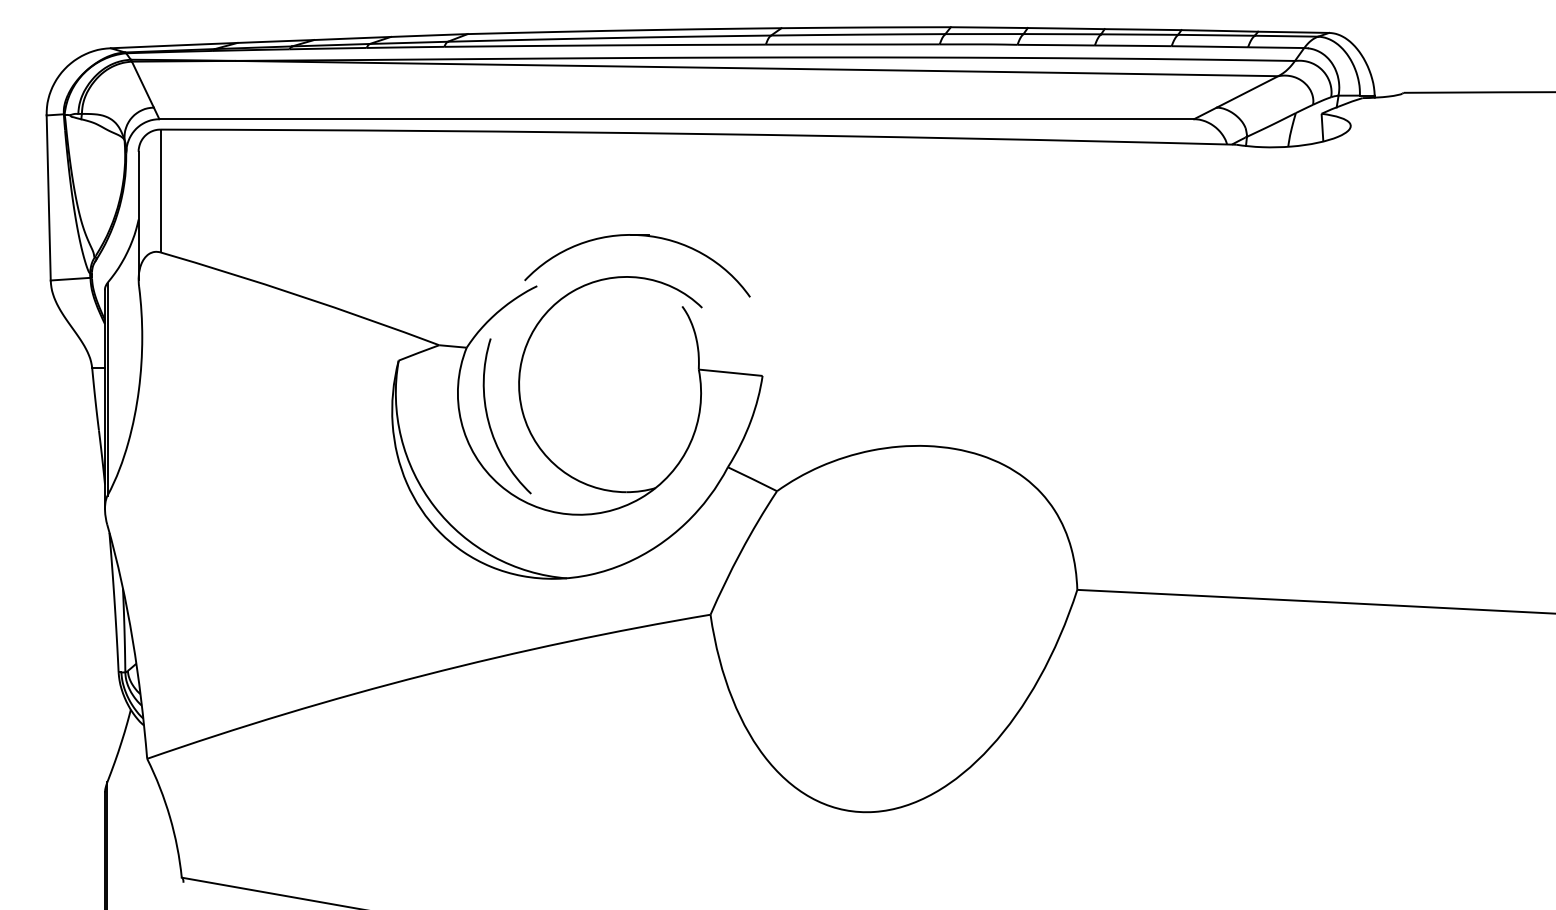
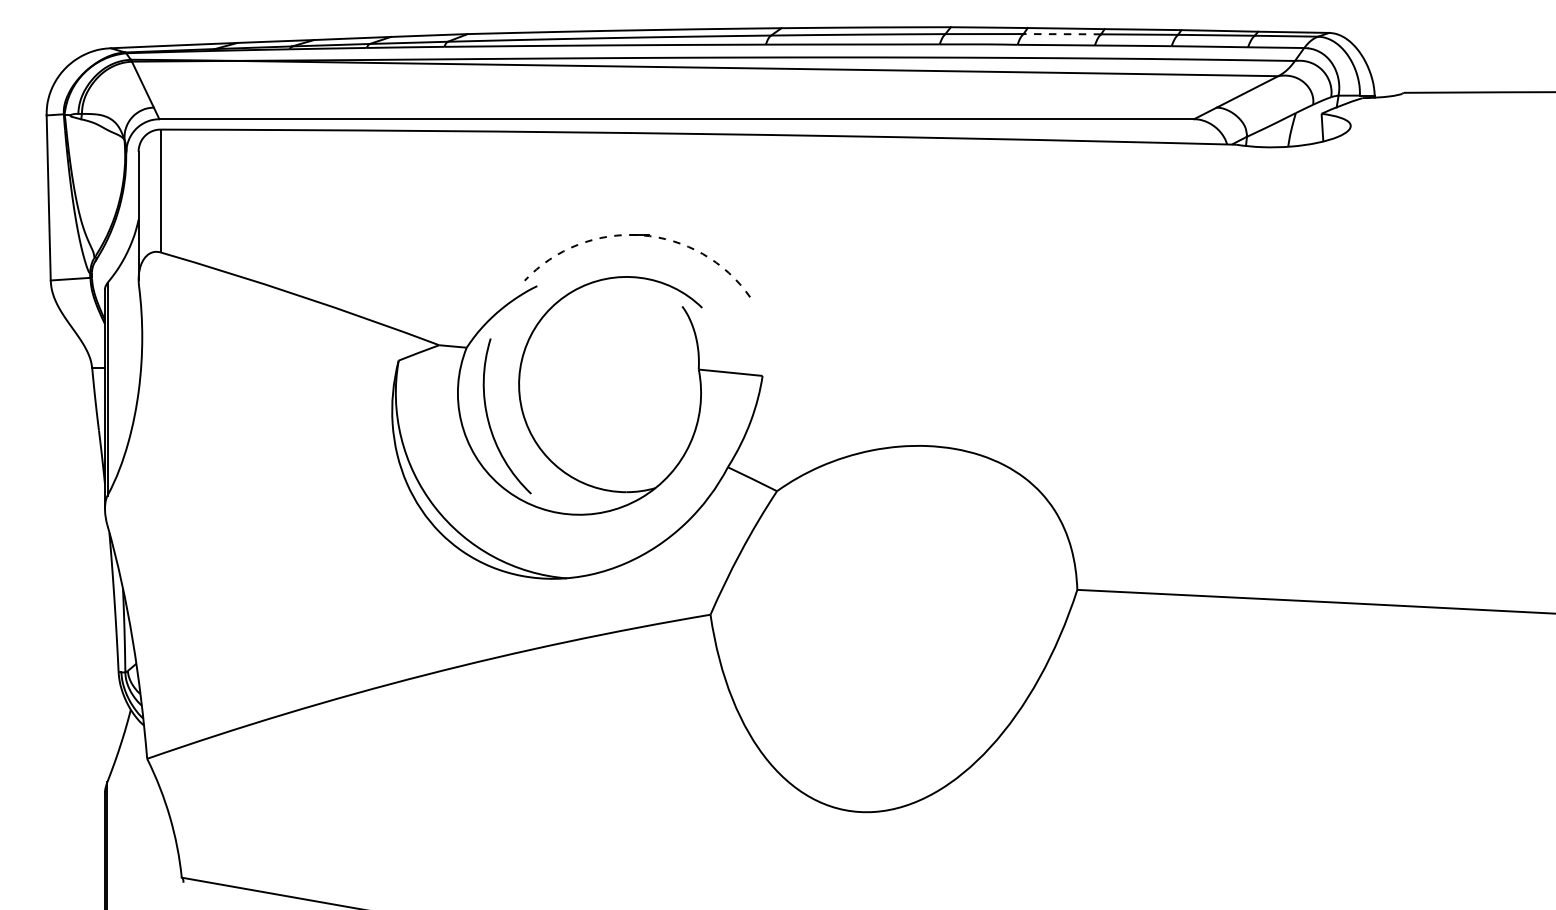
line: solid -> dashed (1062, 34)
arc: solid -> dashed (641, 235)
